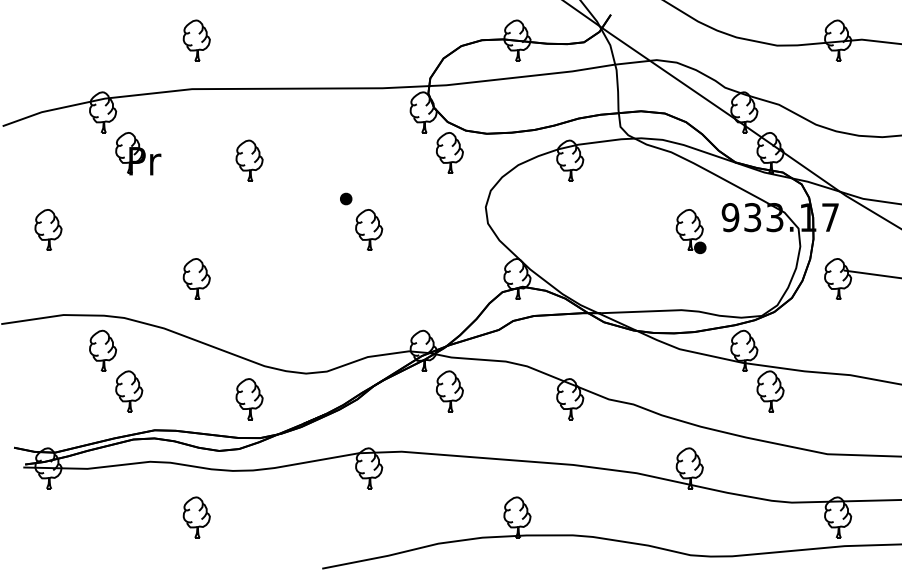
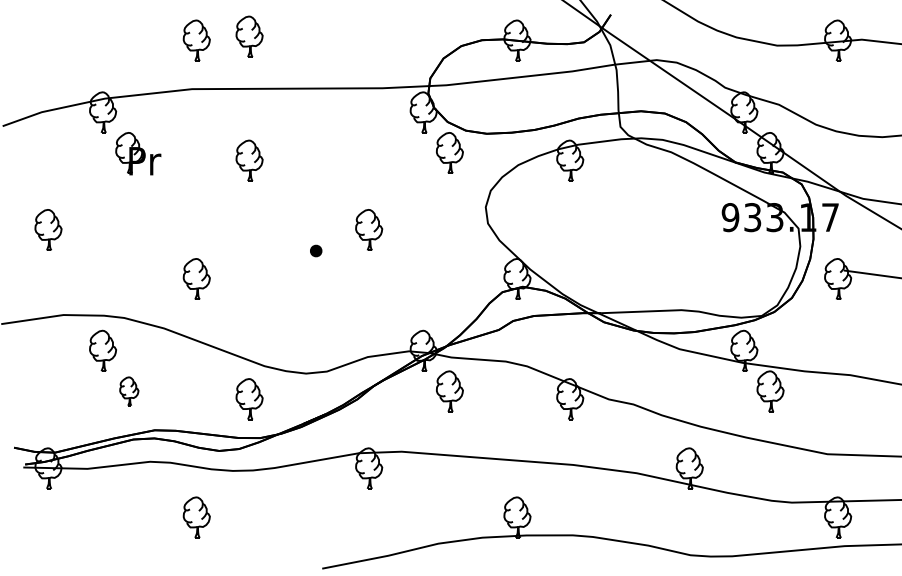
part: none -> present (249, 36)
part position: (346, 198) -> (316, 250) (316, 250)
part: present -> none (690, 231)
part size: 29x43 px -> 21x31 px (129, 391)
